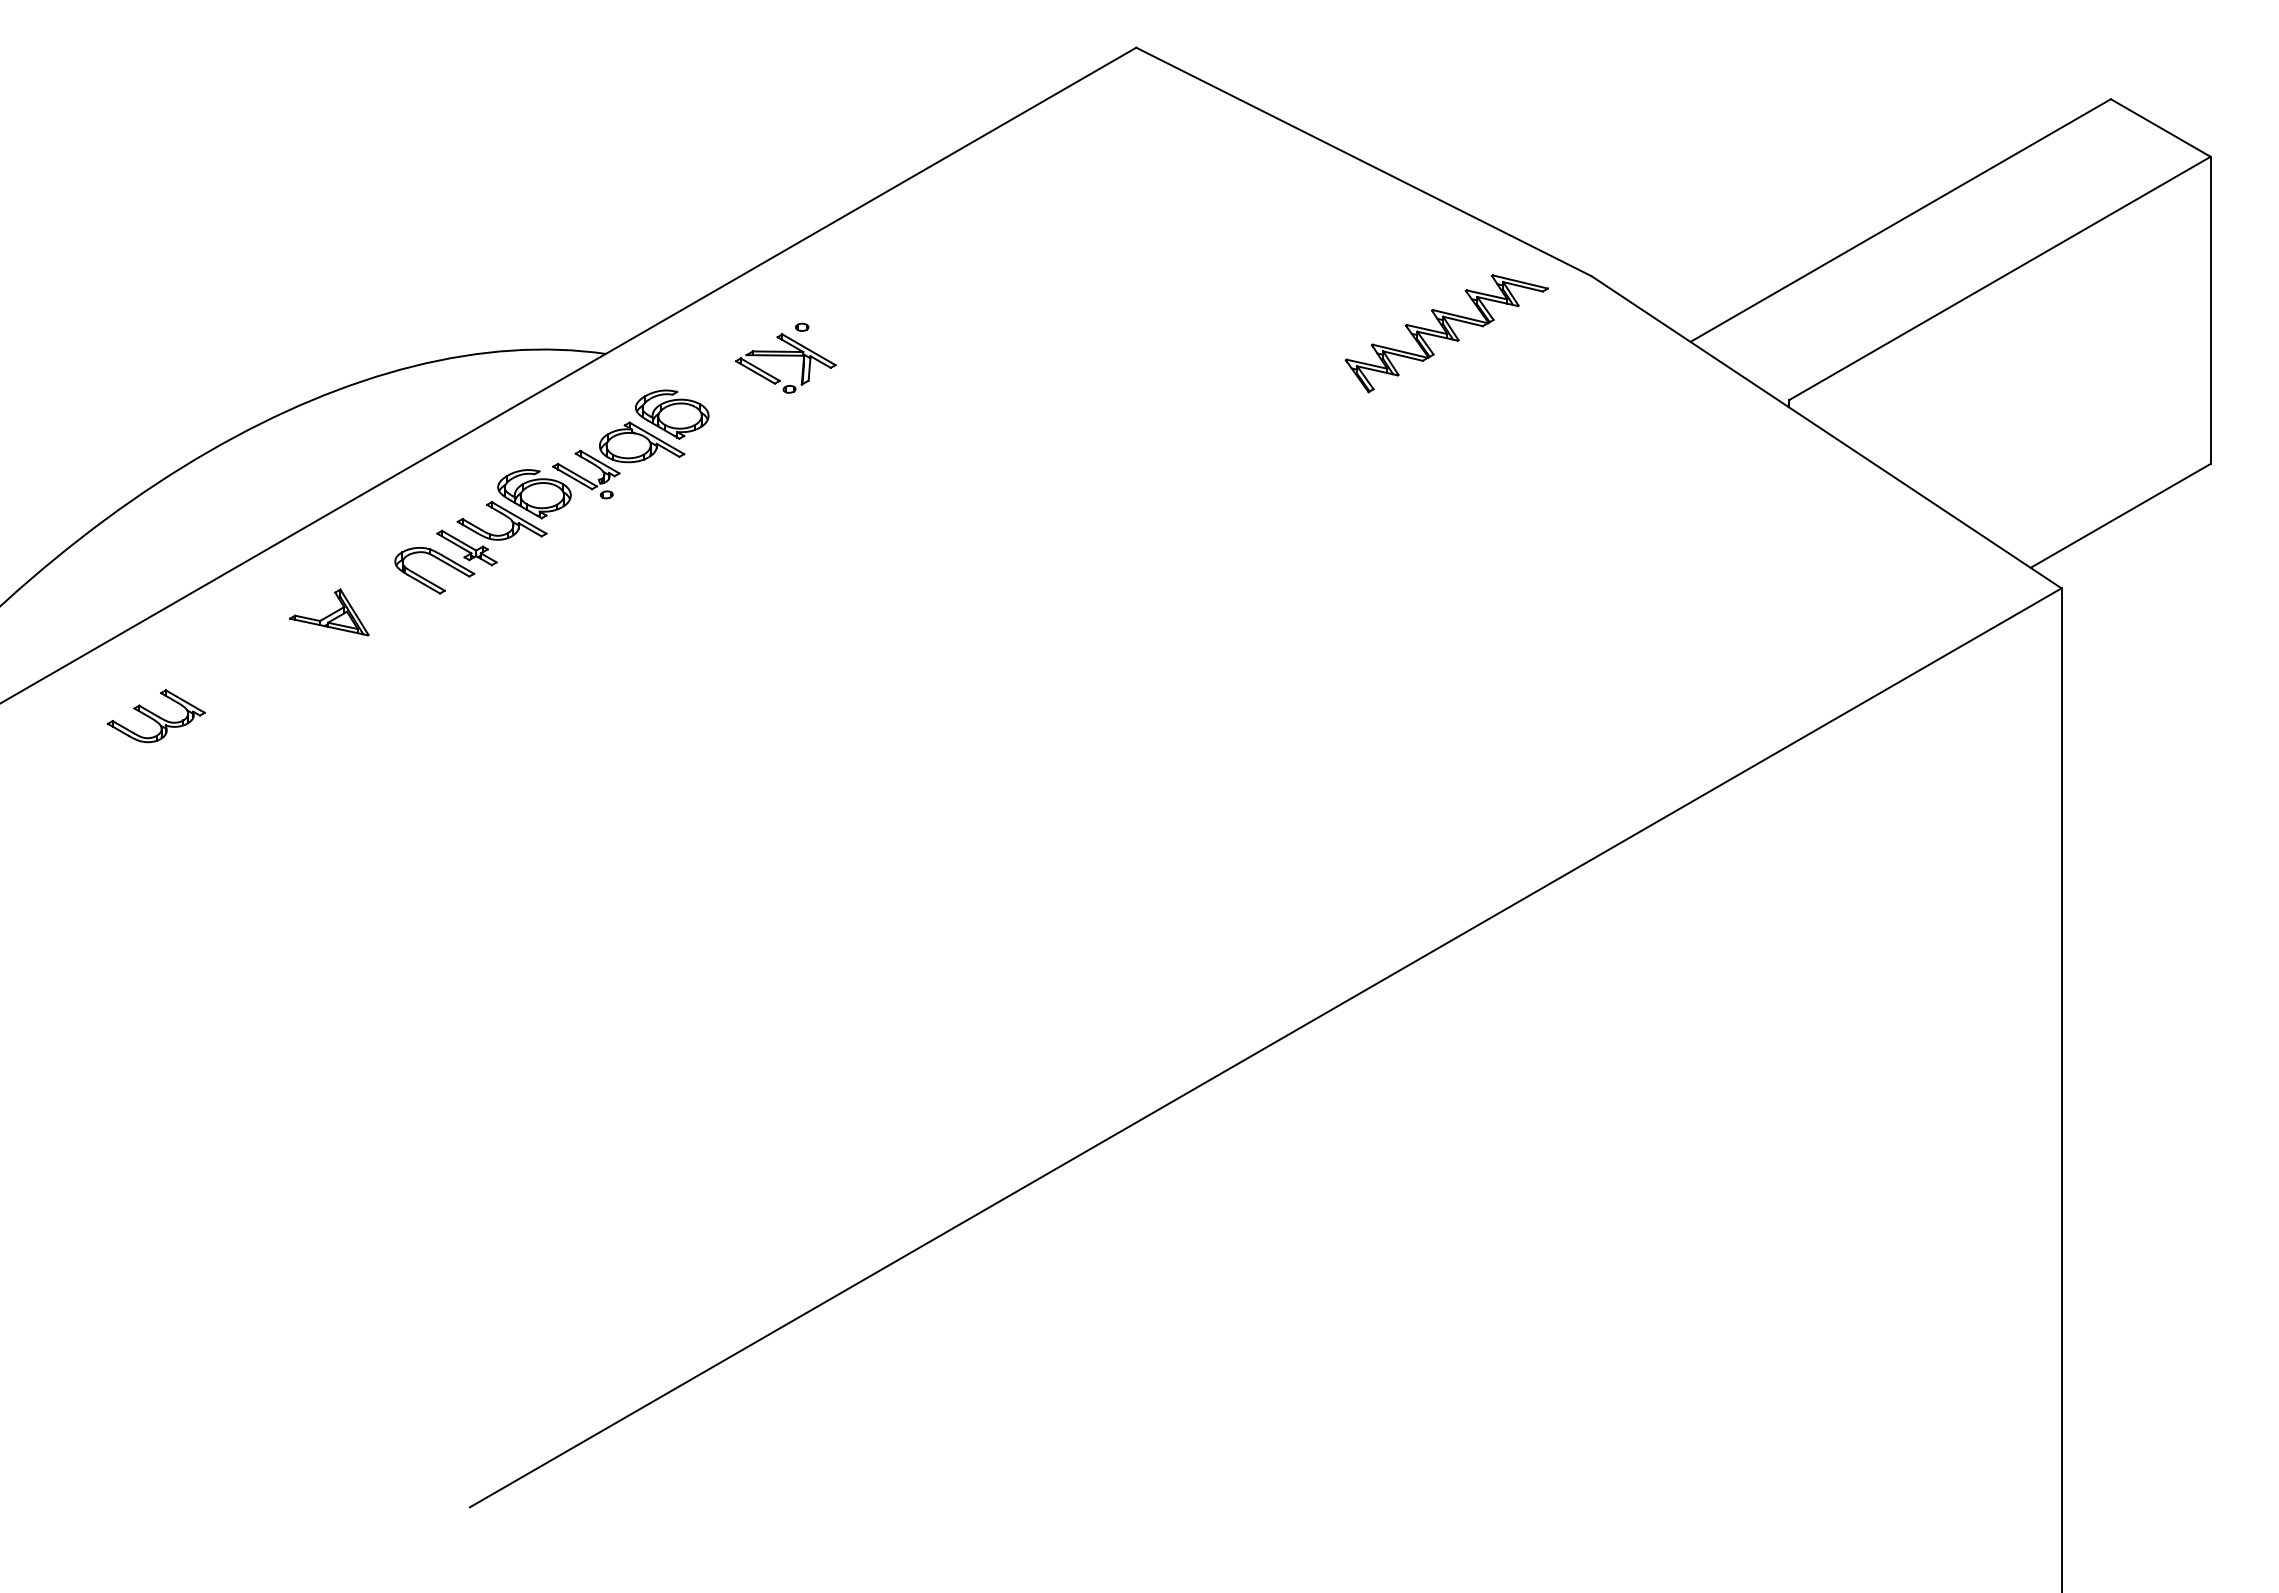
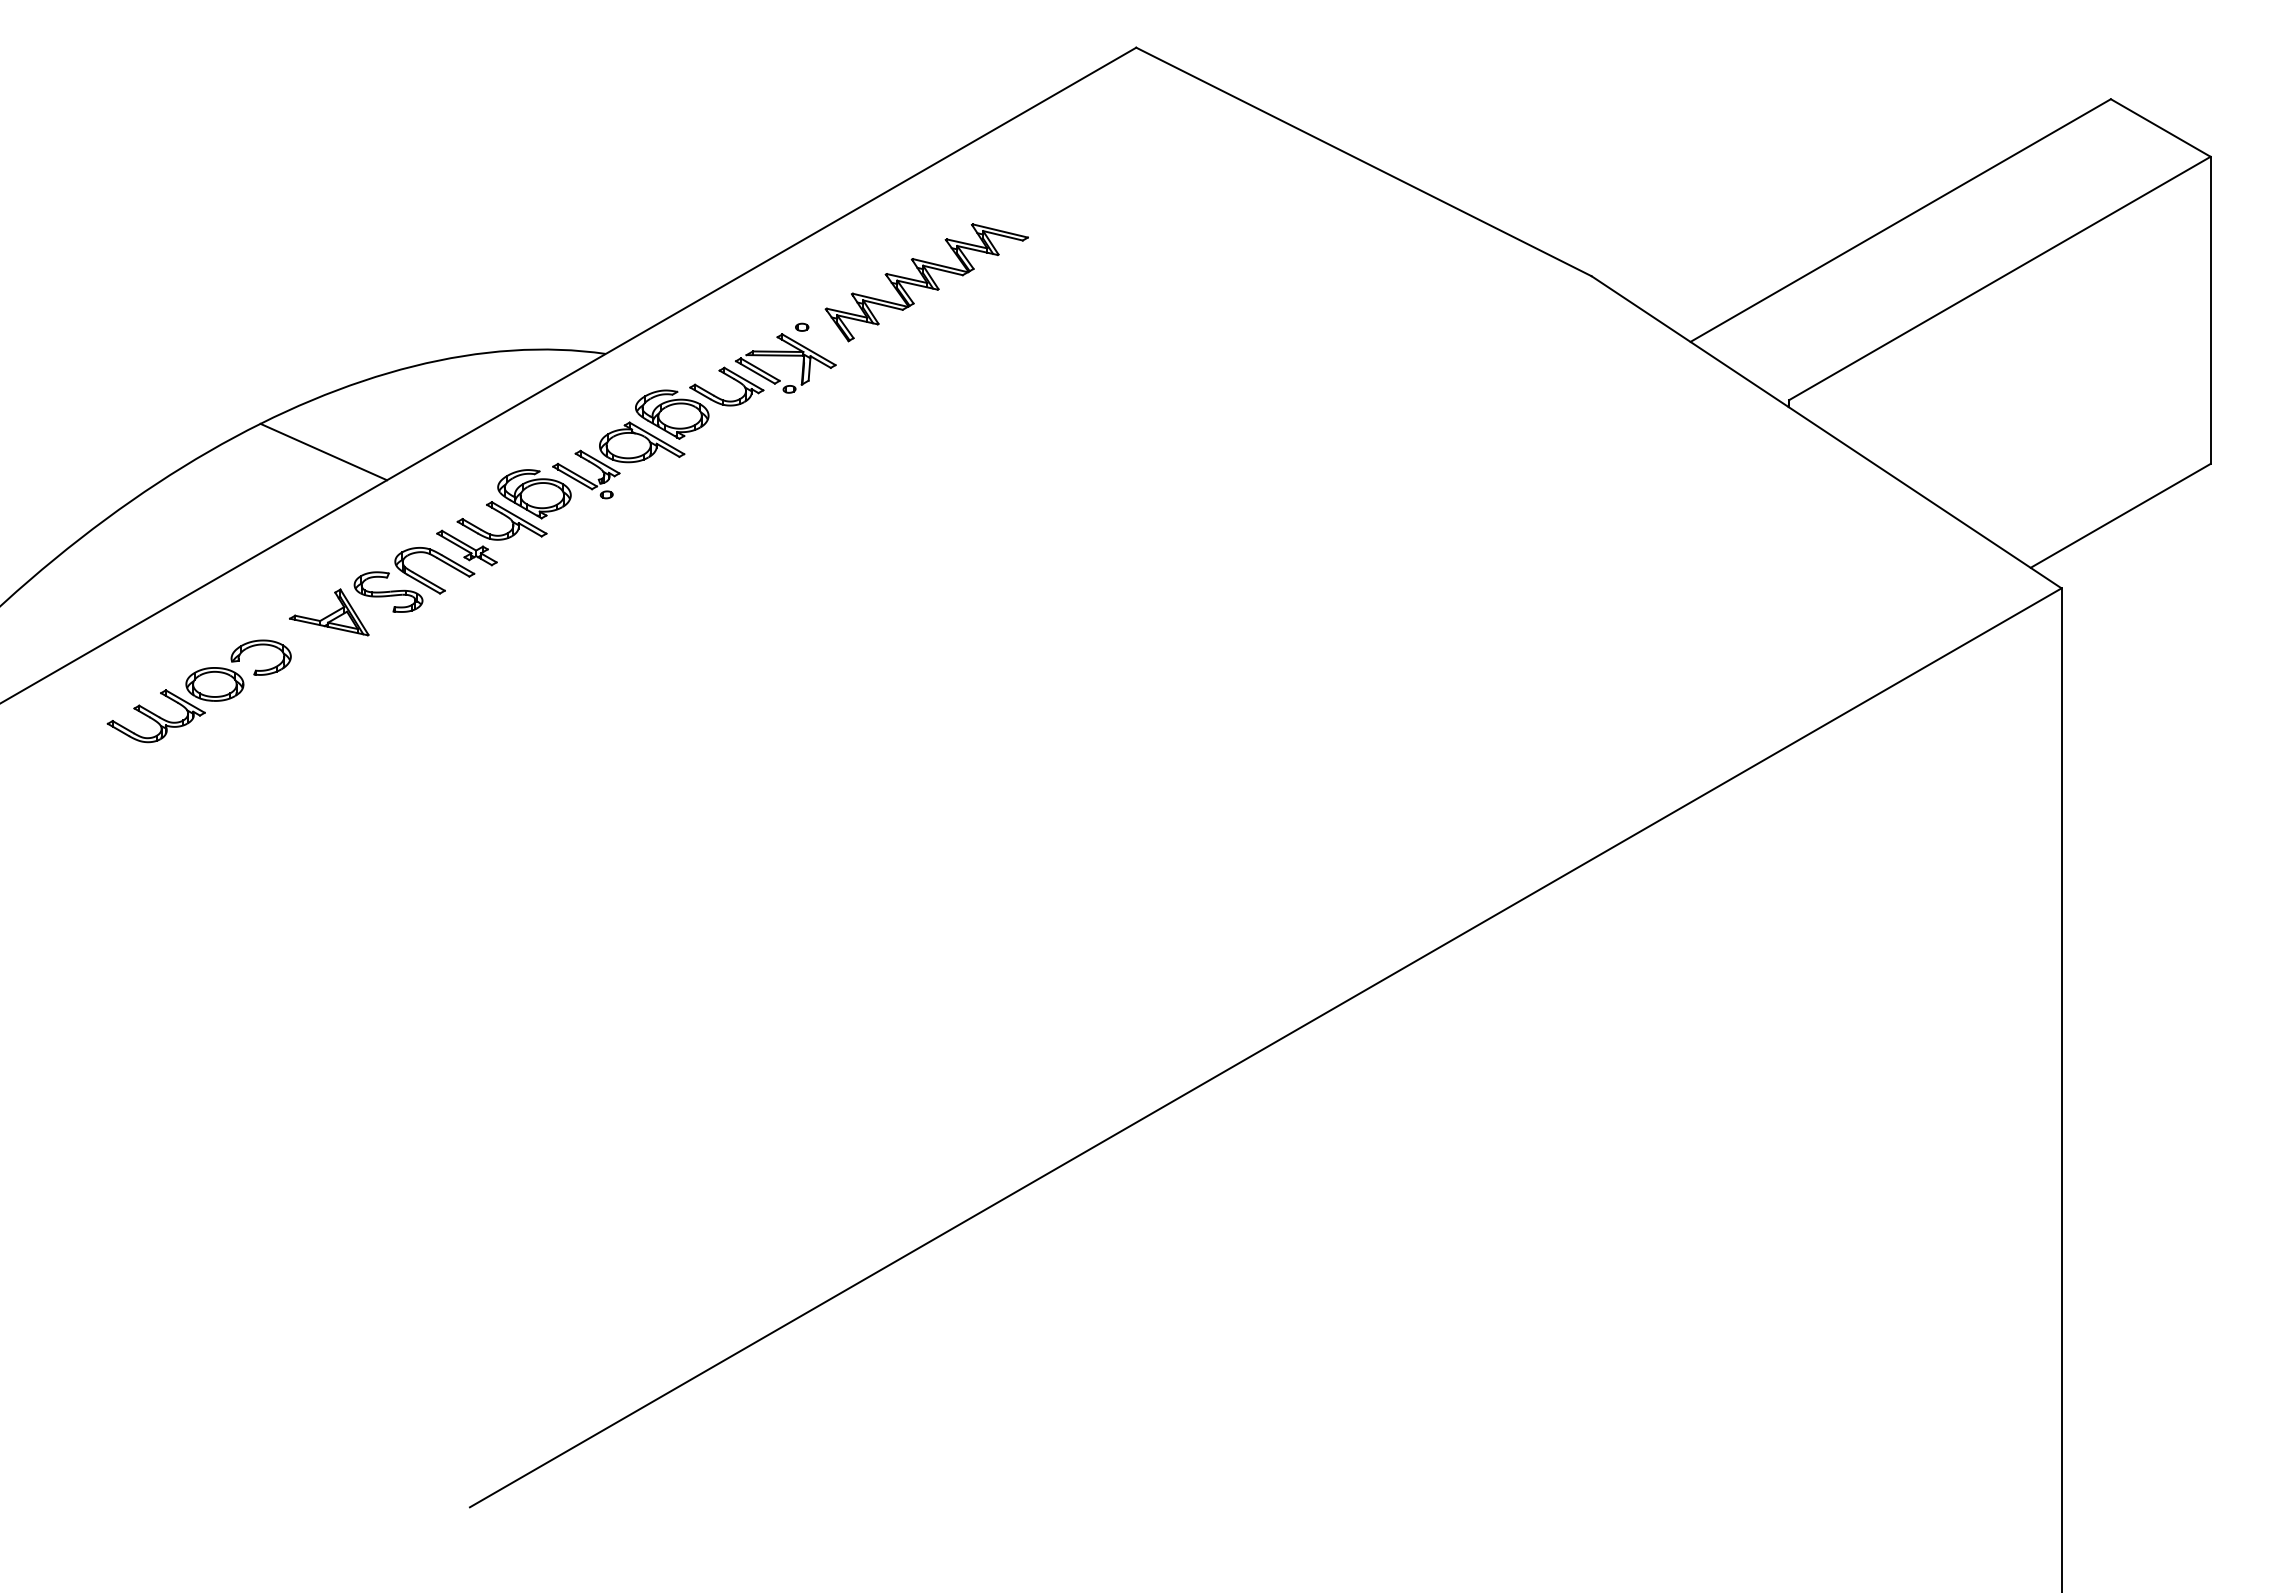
part position: (1446, 333) -> (926, 282) (926, 282)
part: none -> present (732, 379)
line: none -> present (323, 451)
part: none -> present (388, 591)
part: none -> present (238, 670)
